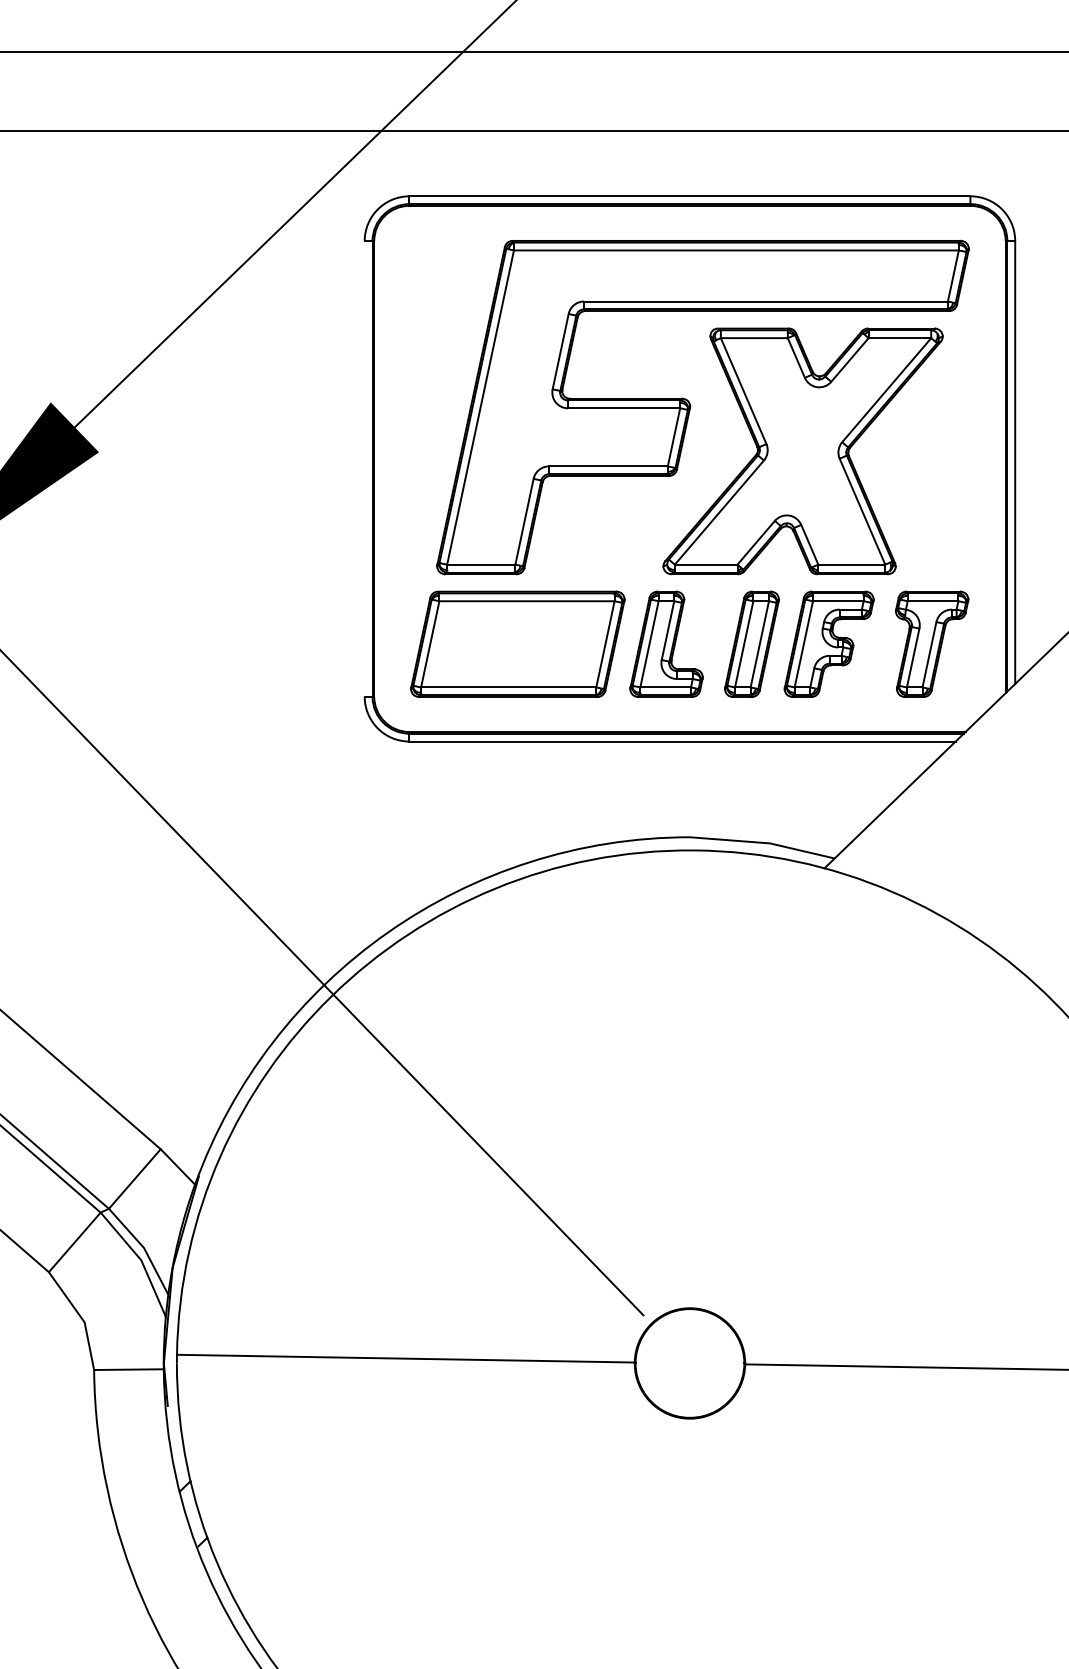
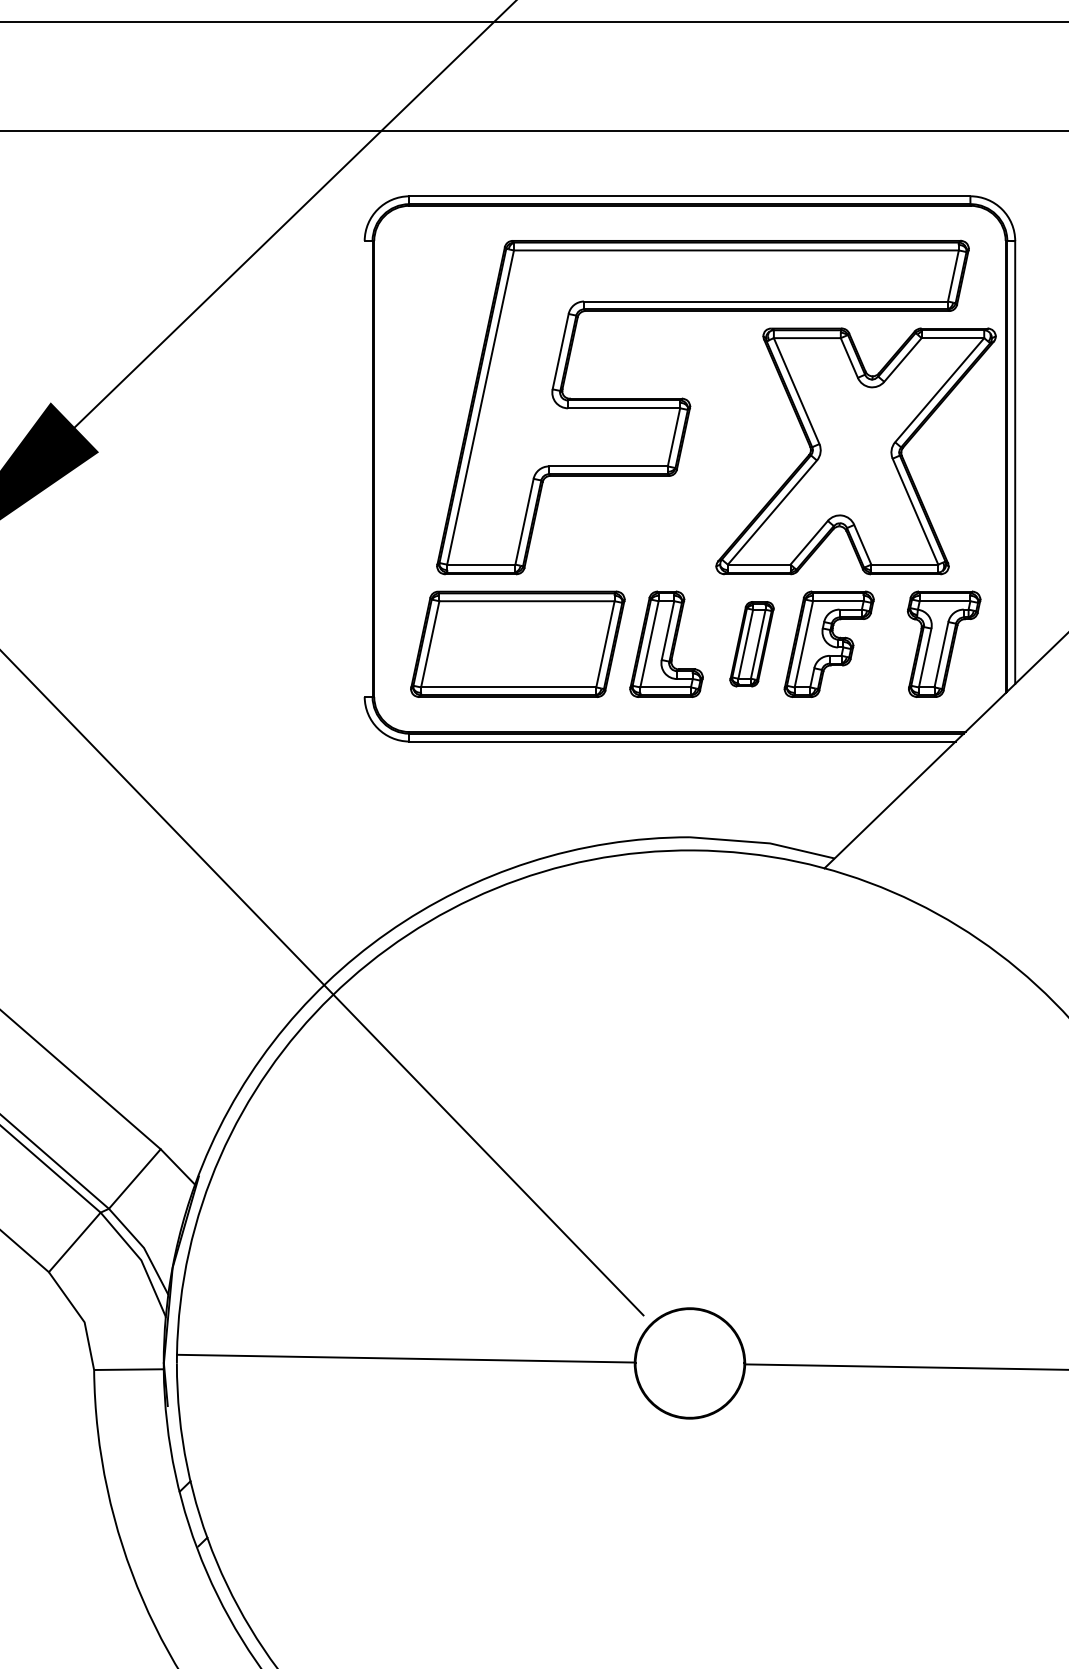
line position: (533, 52) -> (533, 22) (533, 22)
part position: (802, 451) -> (855, 451) (855, 451)
part size: 56x108 px -> 46x87 px (751, 644)
part position: (931, 643) -> (943, 643) (943, 643)
